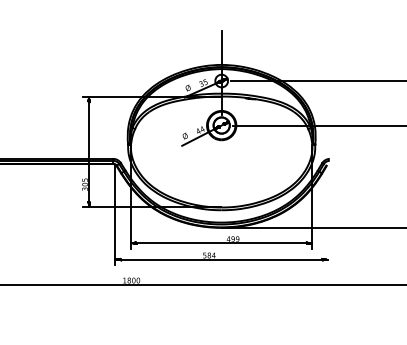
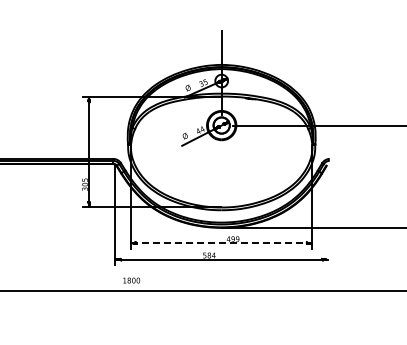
line: present -> none (316, 81)
line: solid -> dashed (221, 243)
line position: (202, 284) -> (202, 290) (202, 290)
